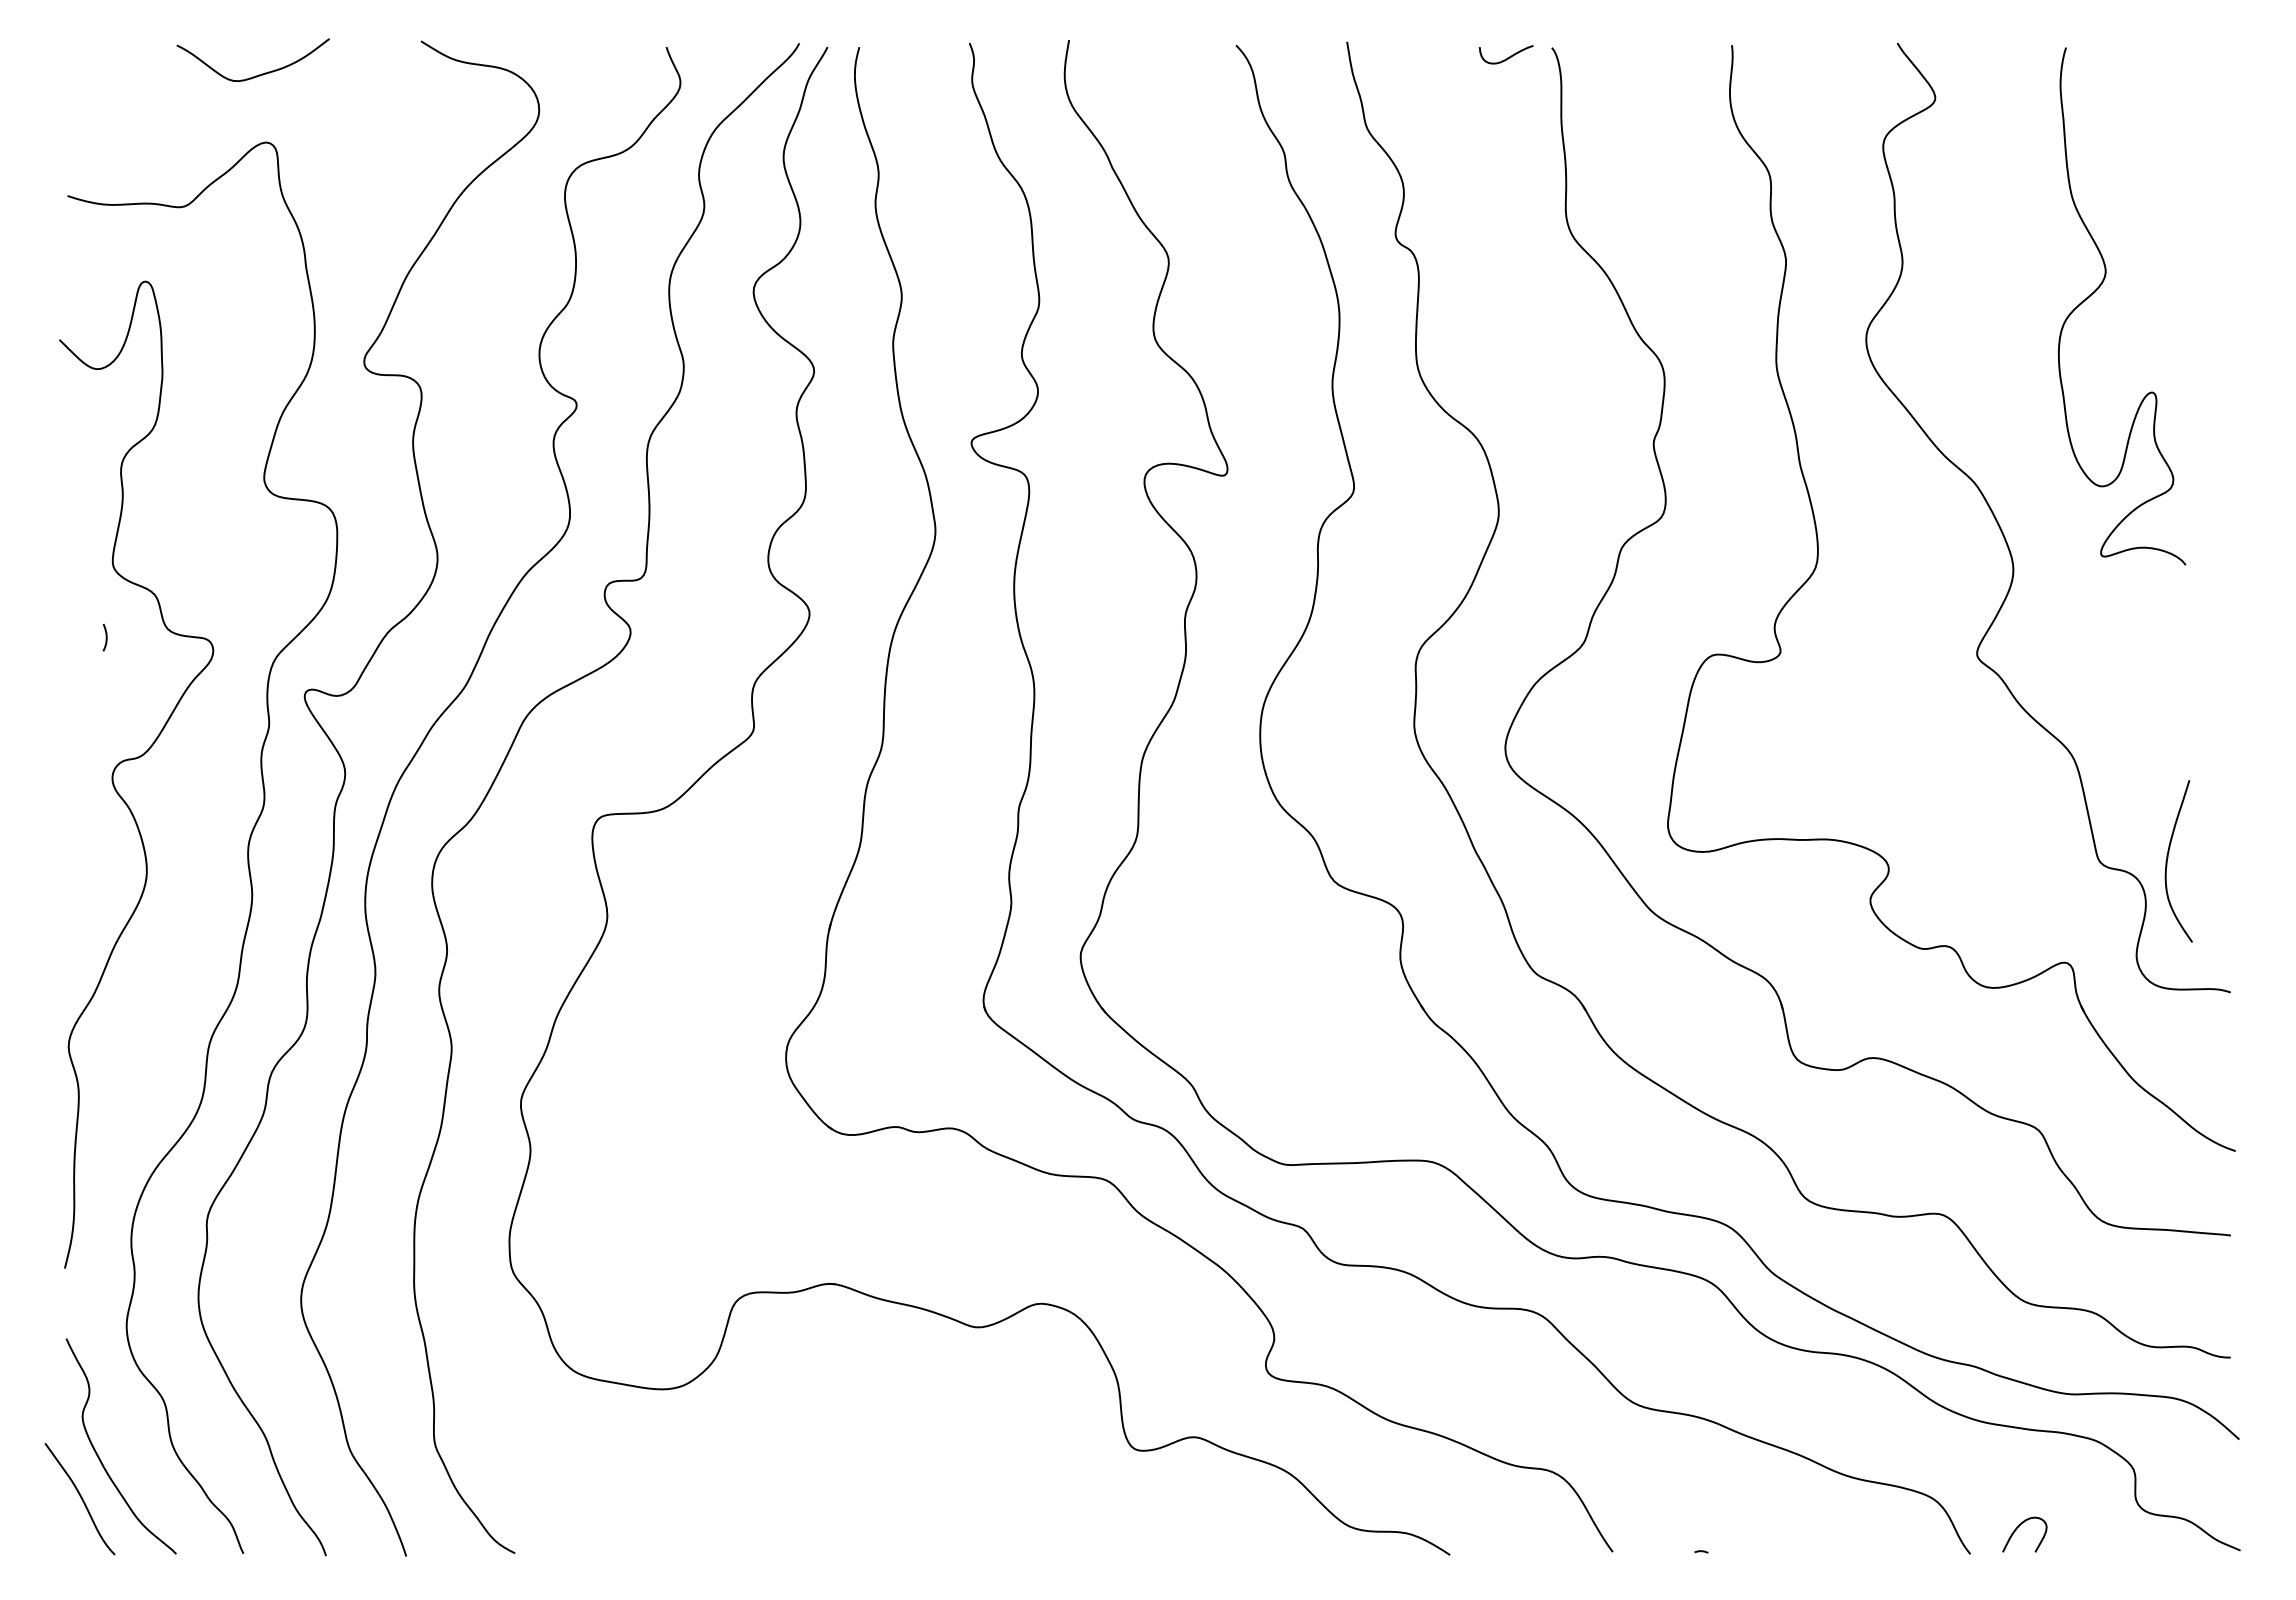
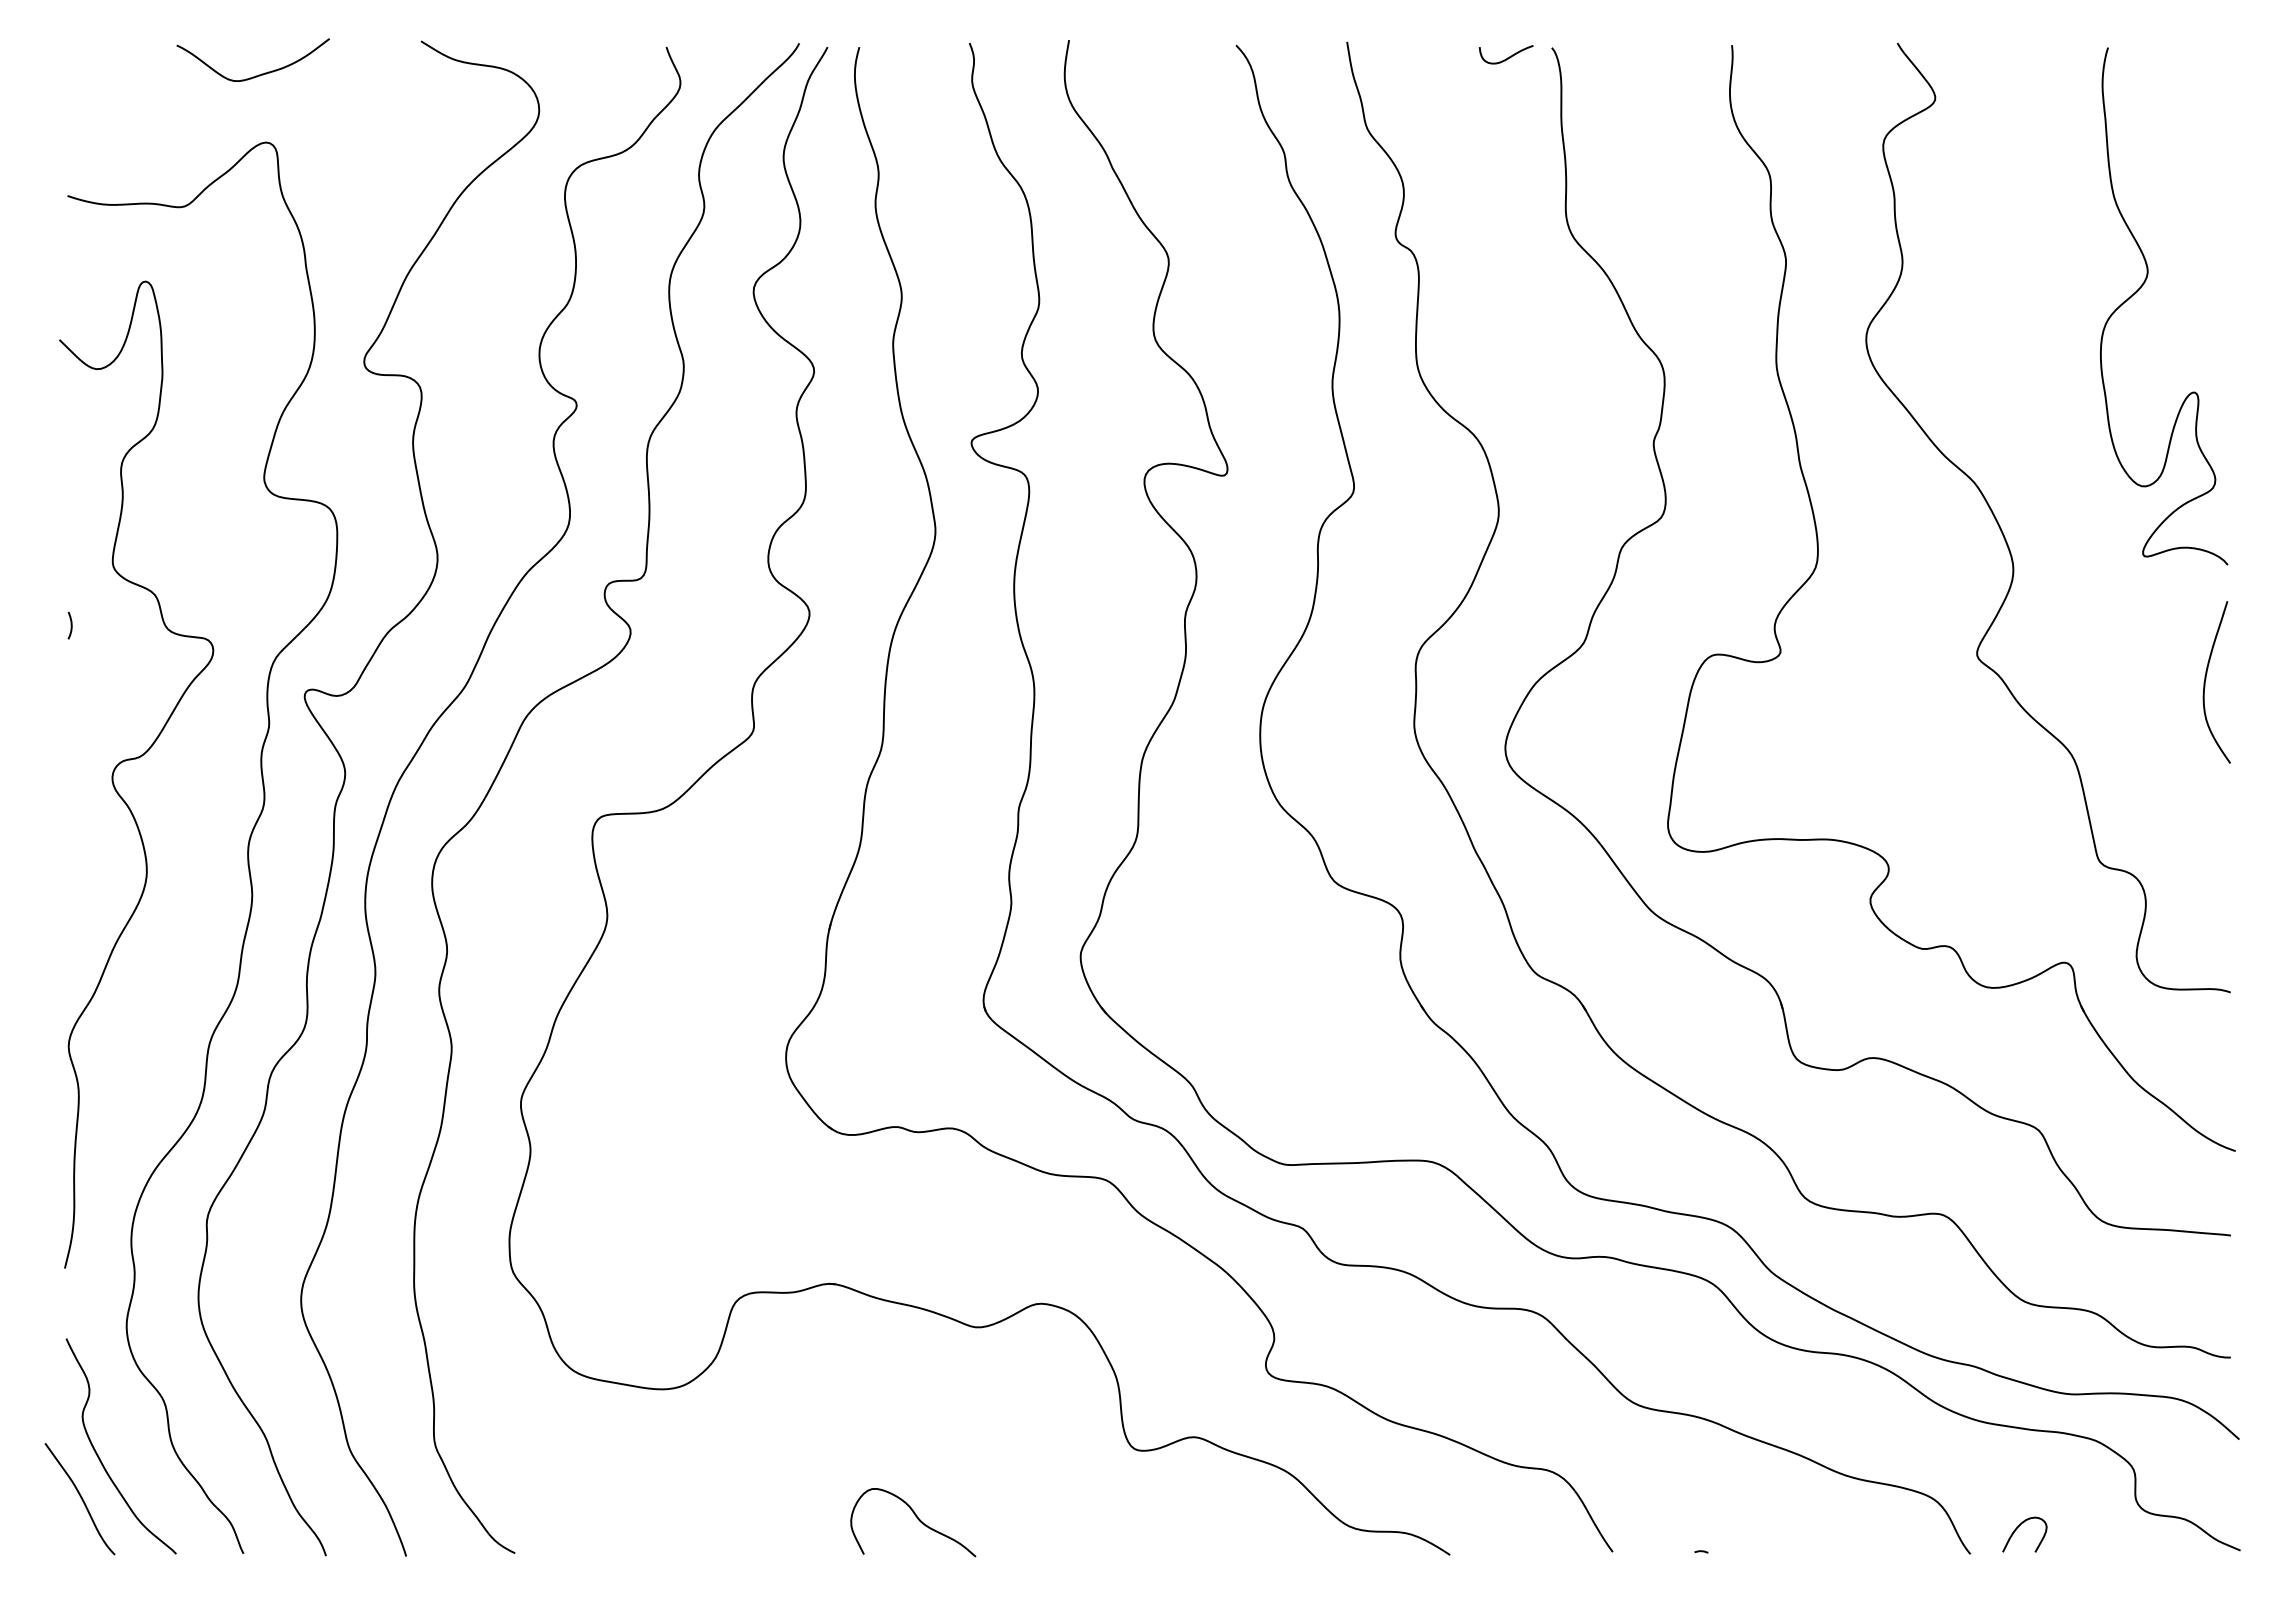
curve position: (2098, 289) -> (2140, 289) (2140, 289)
curve position: (105, 637) -> (70, 625) (70, 625)
curve position: (2168, 858) -> (2206, 679) (2206, 679)
curve: none -> present (917, 1519)
